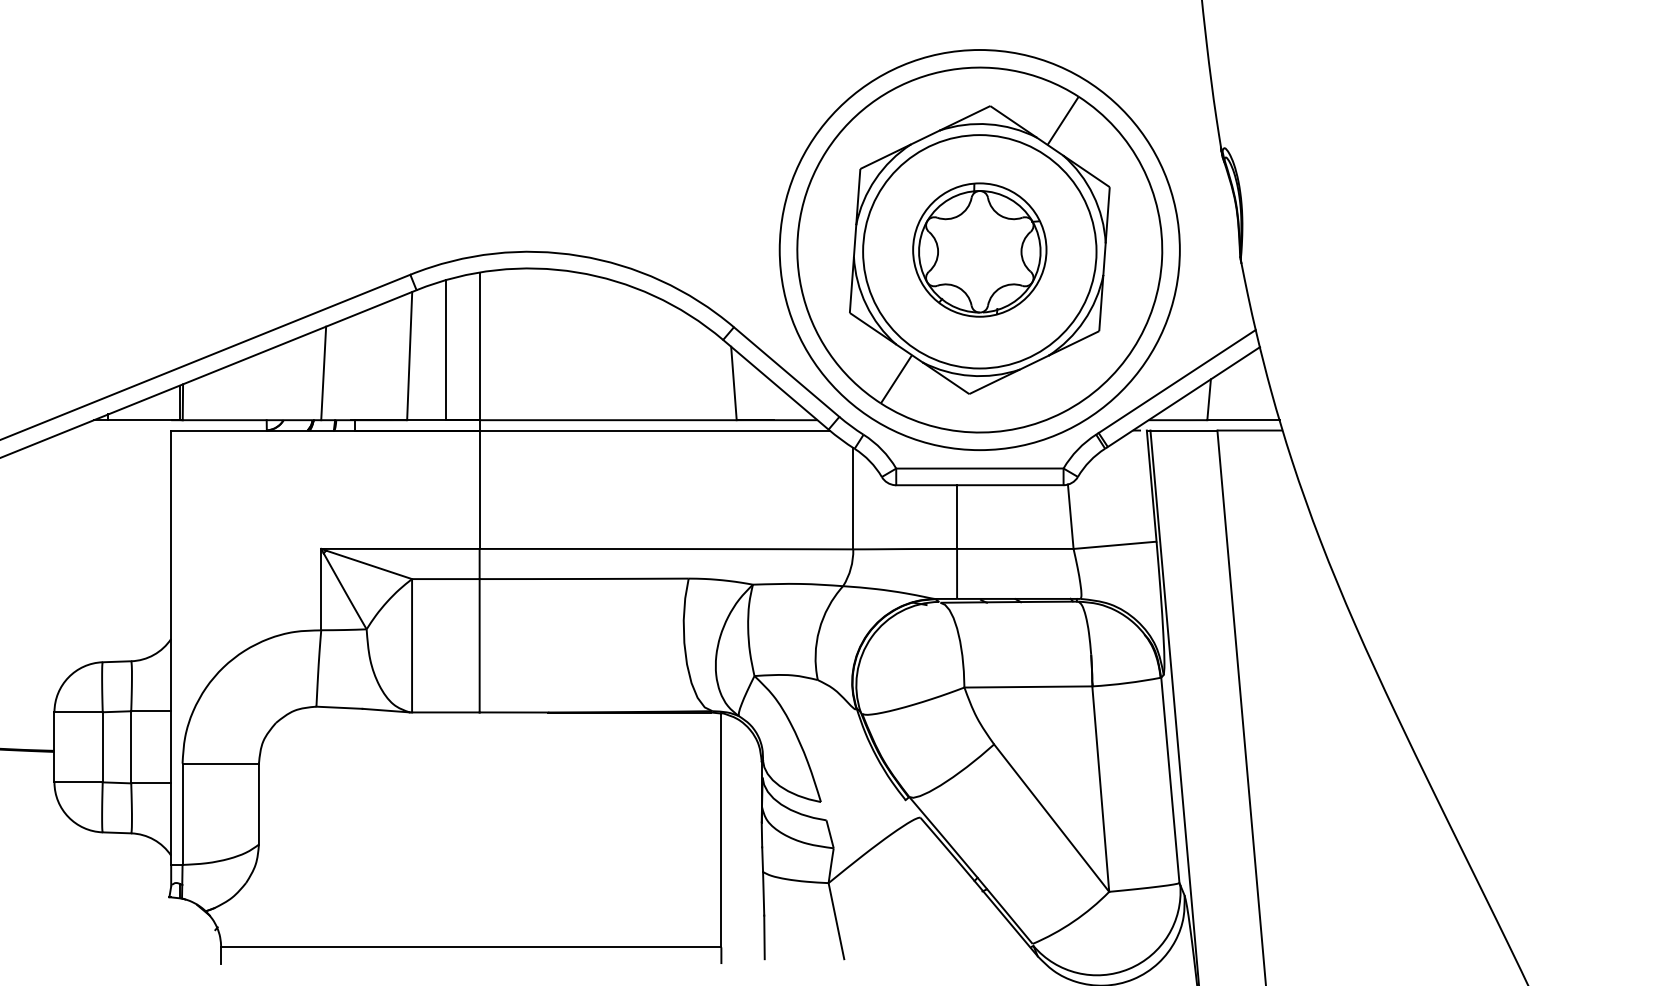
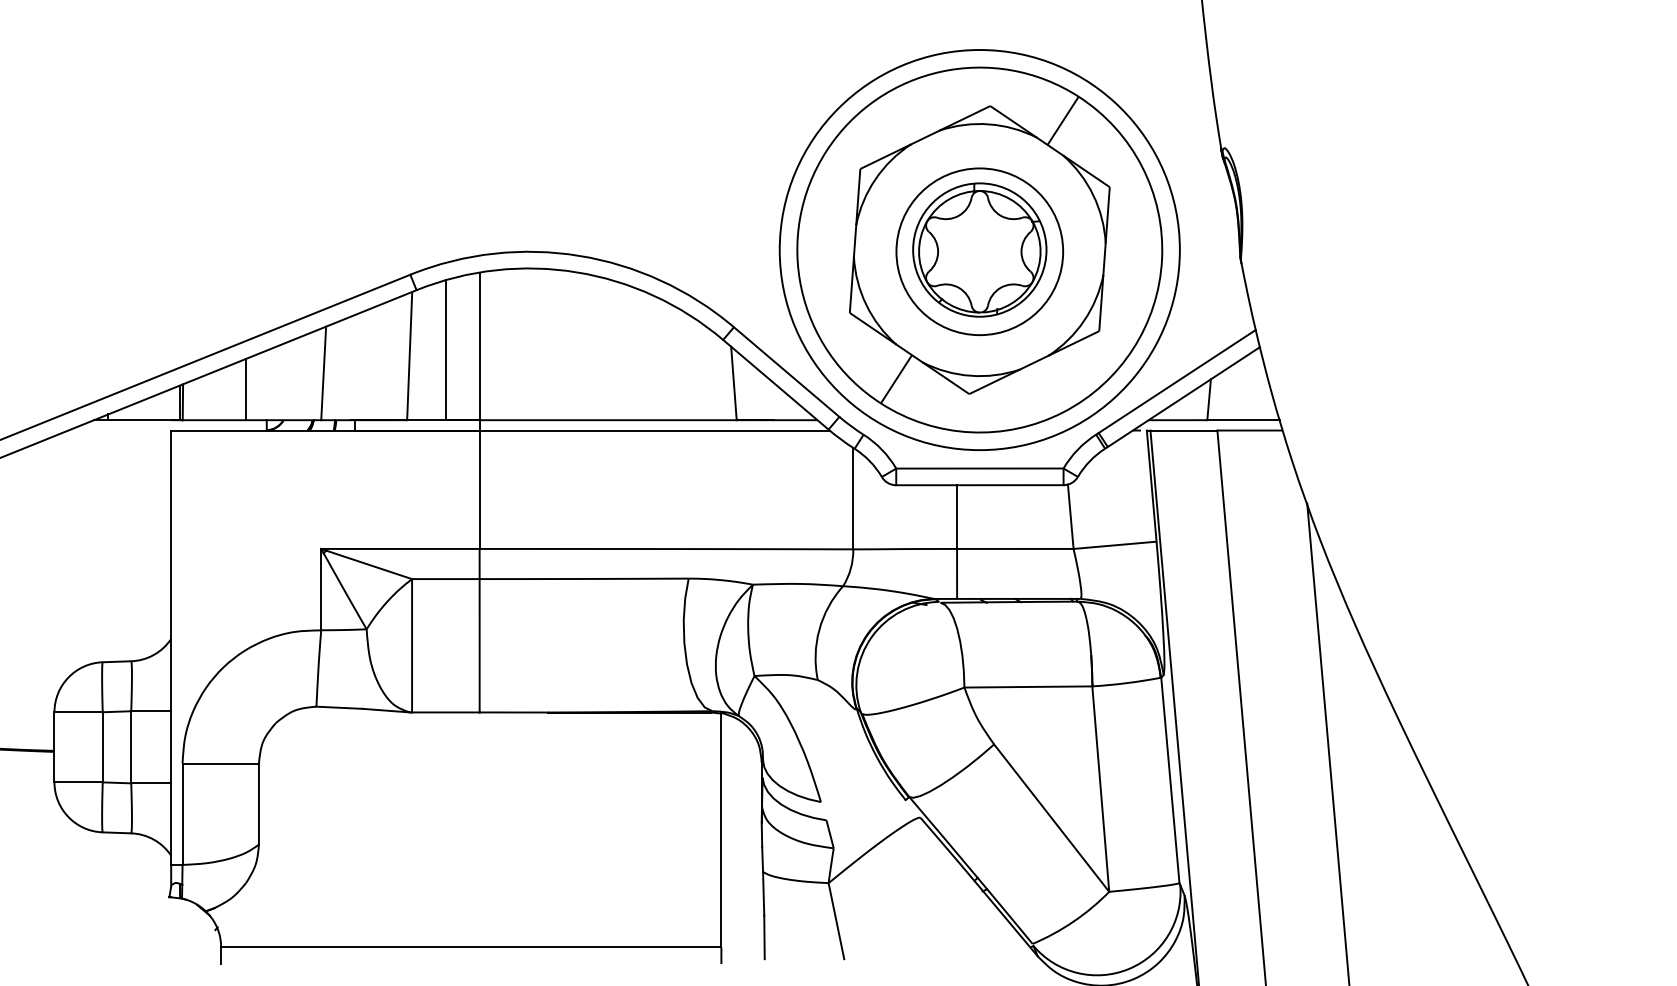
circle diameter: 233 px -> 167 px (979, 251)
line: none -> present (246, 389)
line: none -> present (1328, 742)
